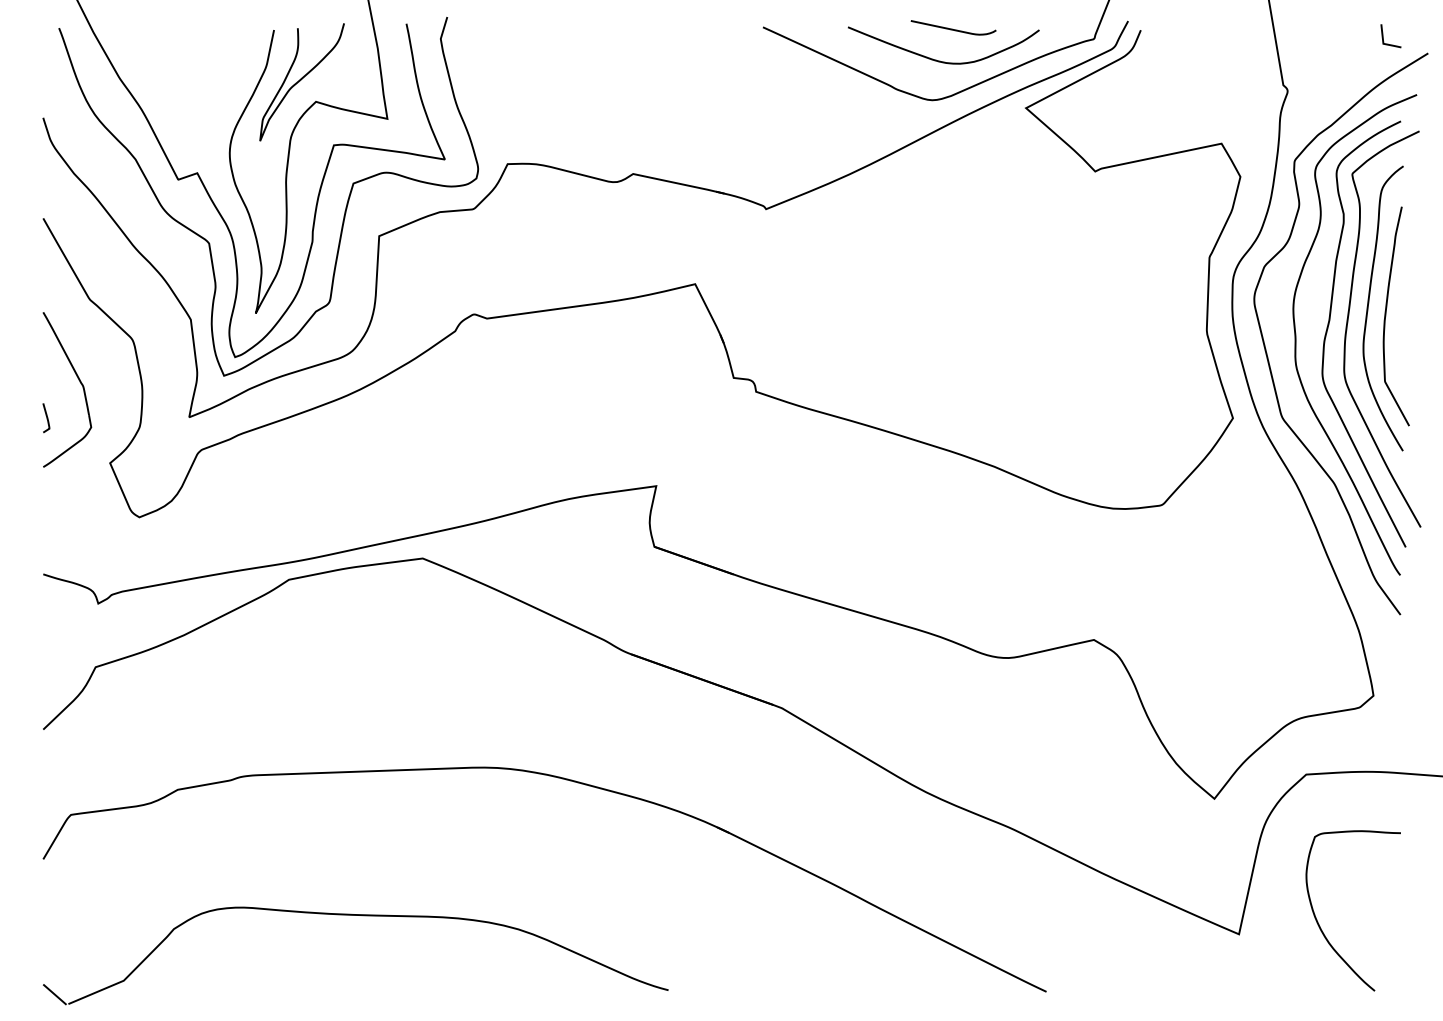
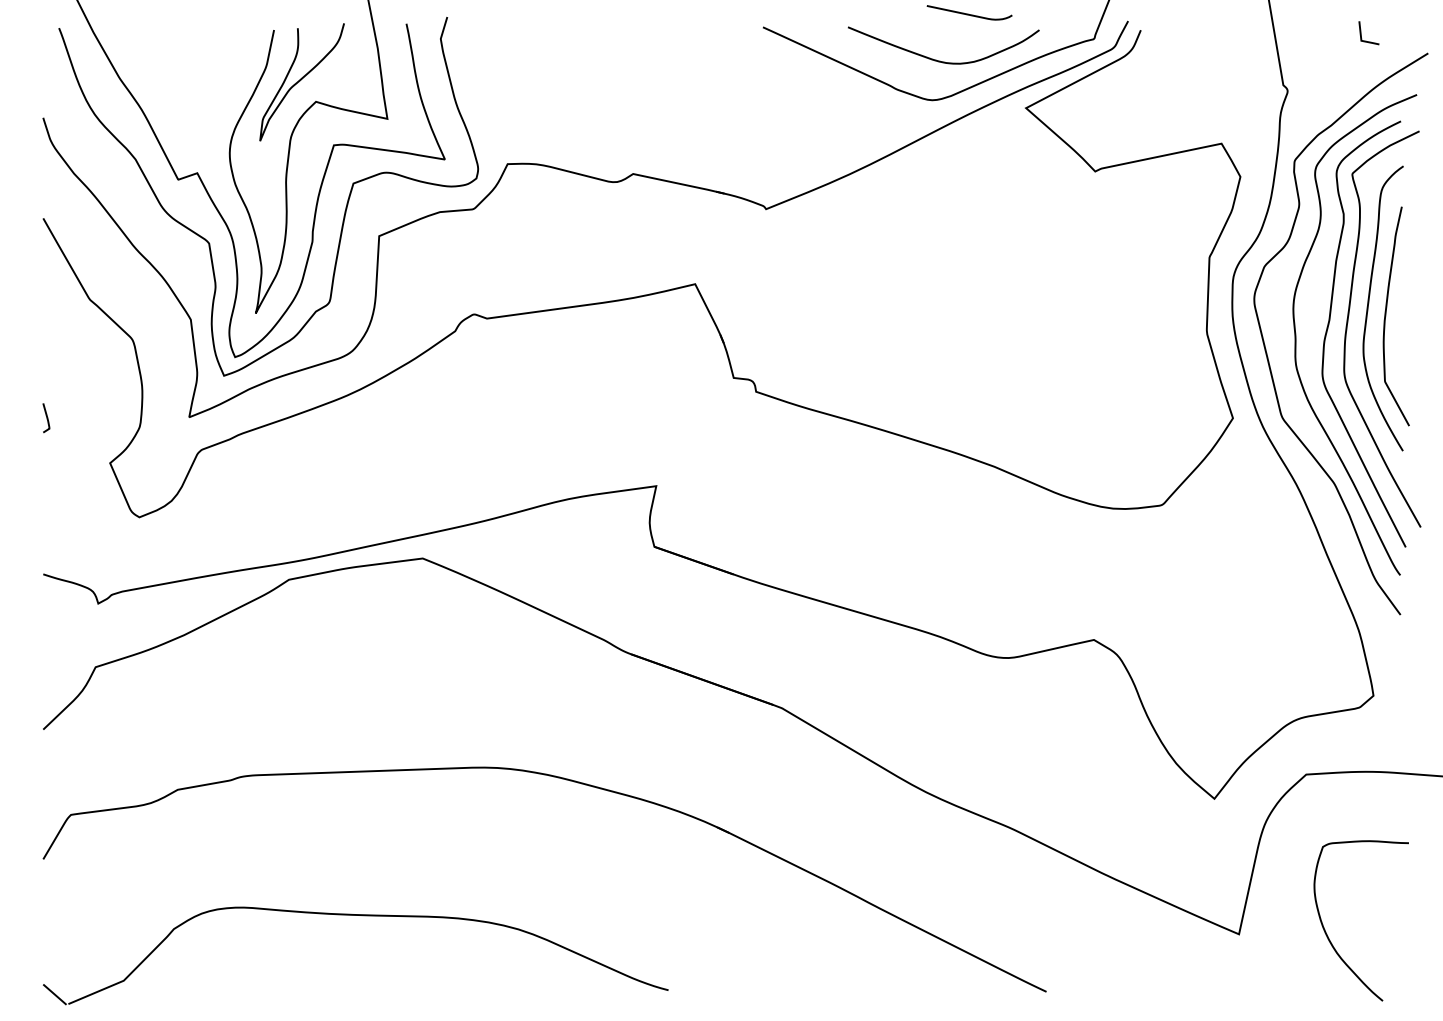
curve position: (952, 28) -> (968, 13) (968, 13)
curve position: (1383, 36) -> (1361, 33) (1361, 33)
part: present -> none (79, 382)
curve position: (1320, 926) -> (1328, 936) (1328, 936)
